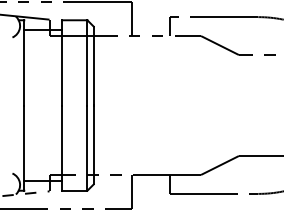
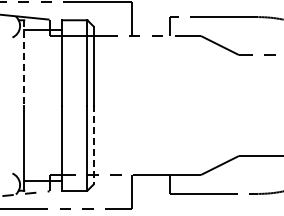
line: solid -> dashed (24, 62)
line: solid -> dashed (93, 145)
